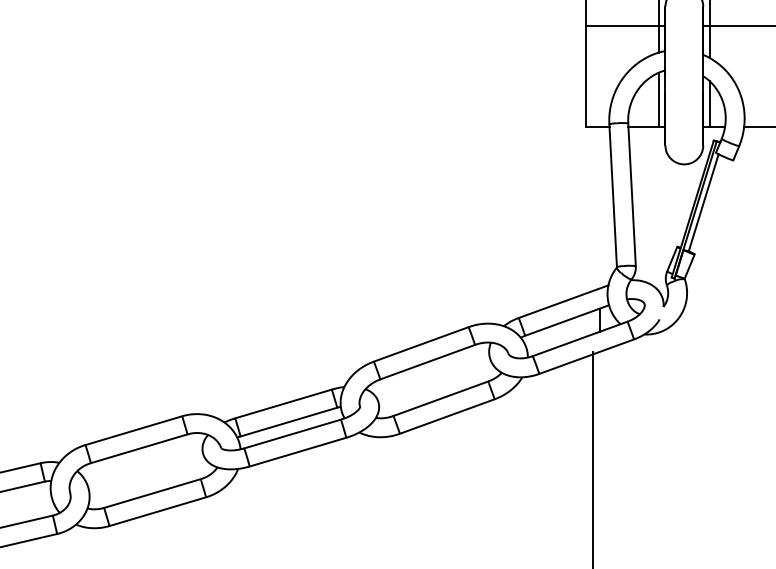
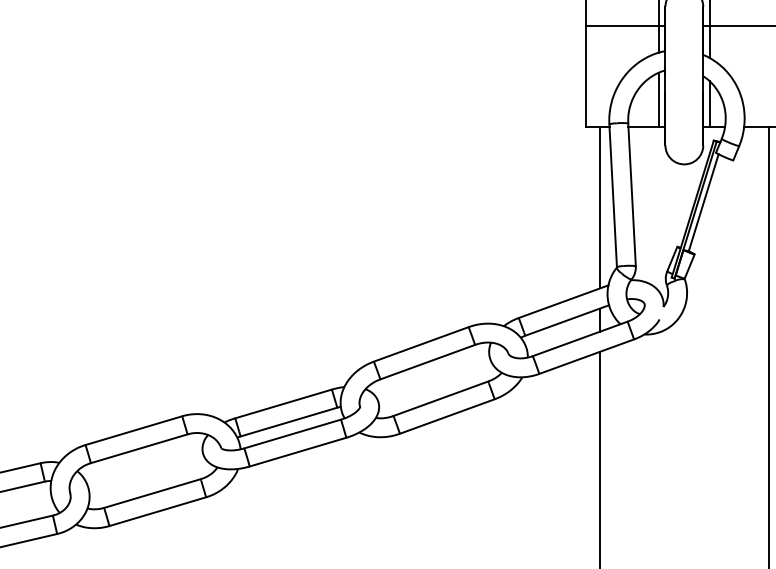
line: none -> present (599, 207)
line: none -> present (768, 345)
line position: (592, 458) -> (599, 458) (599, 458)
